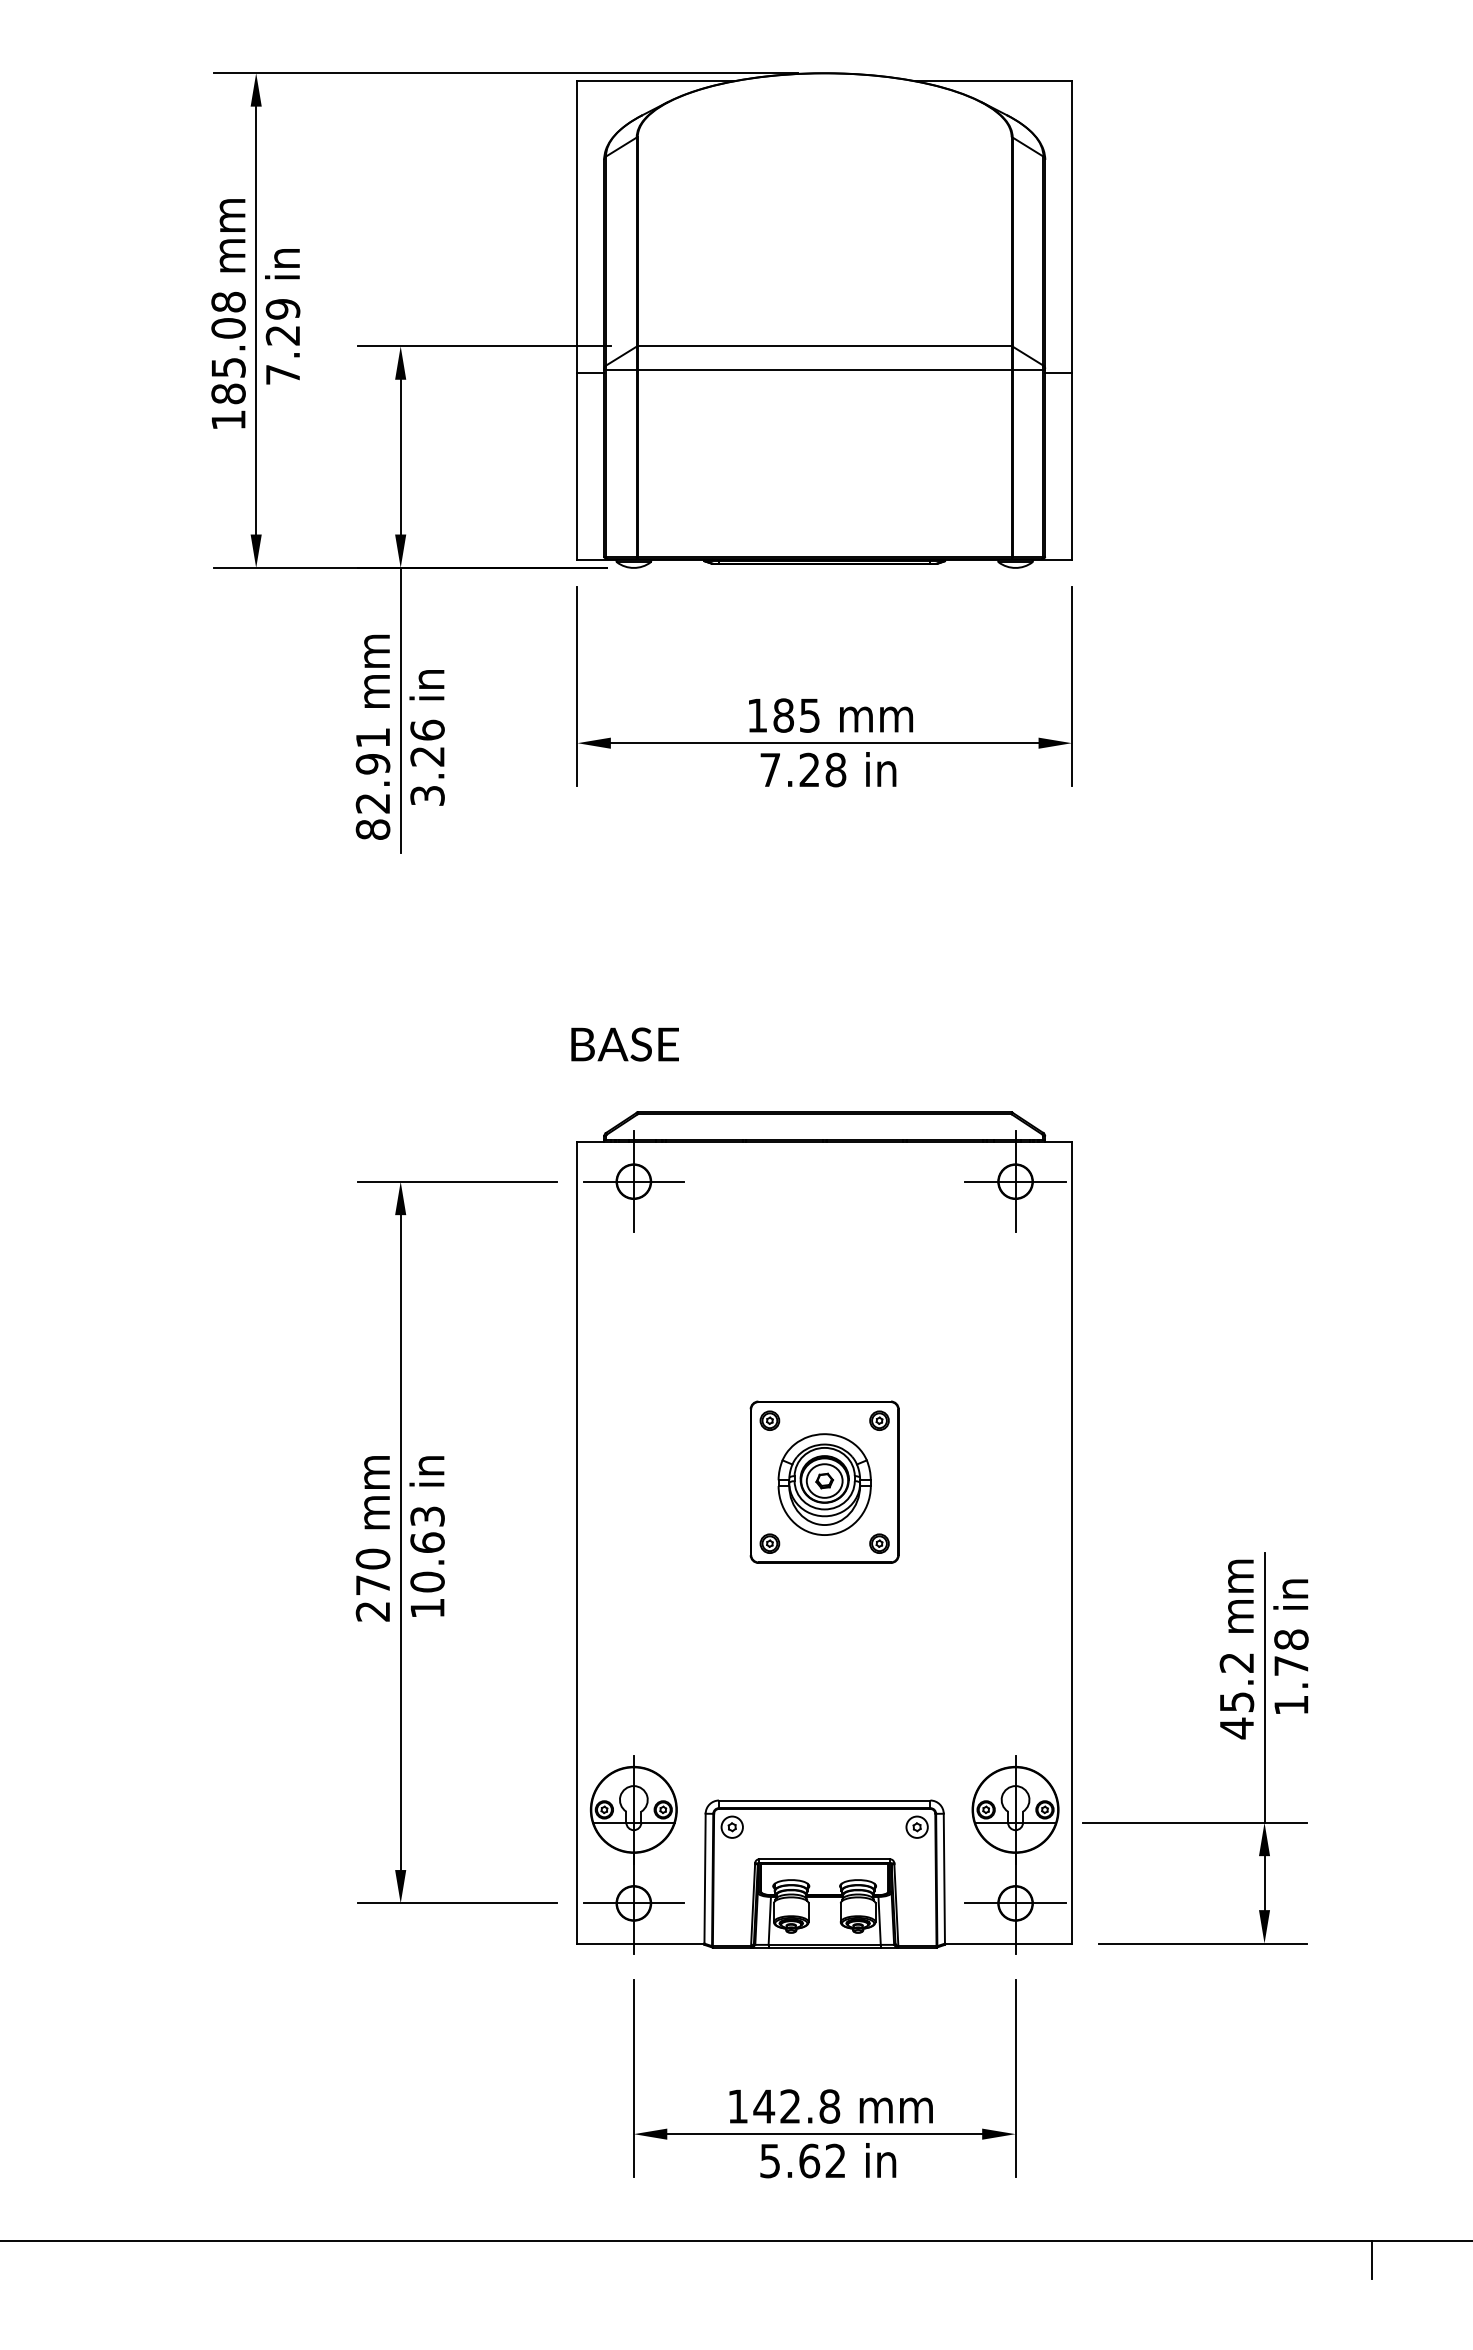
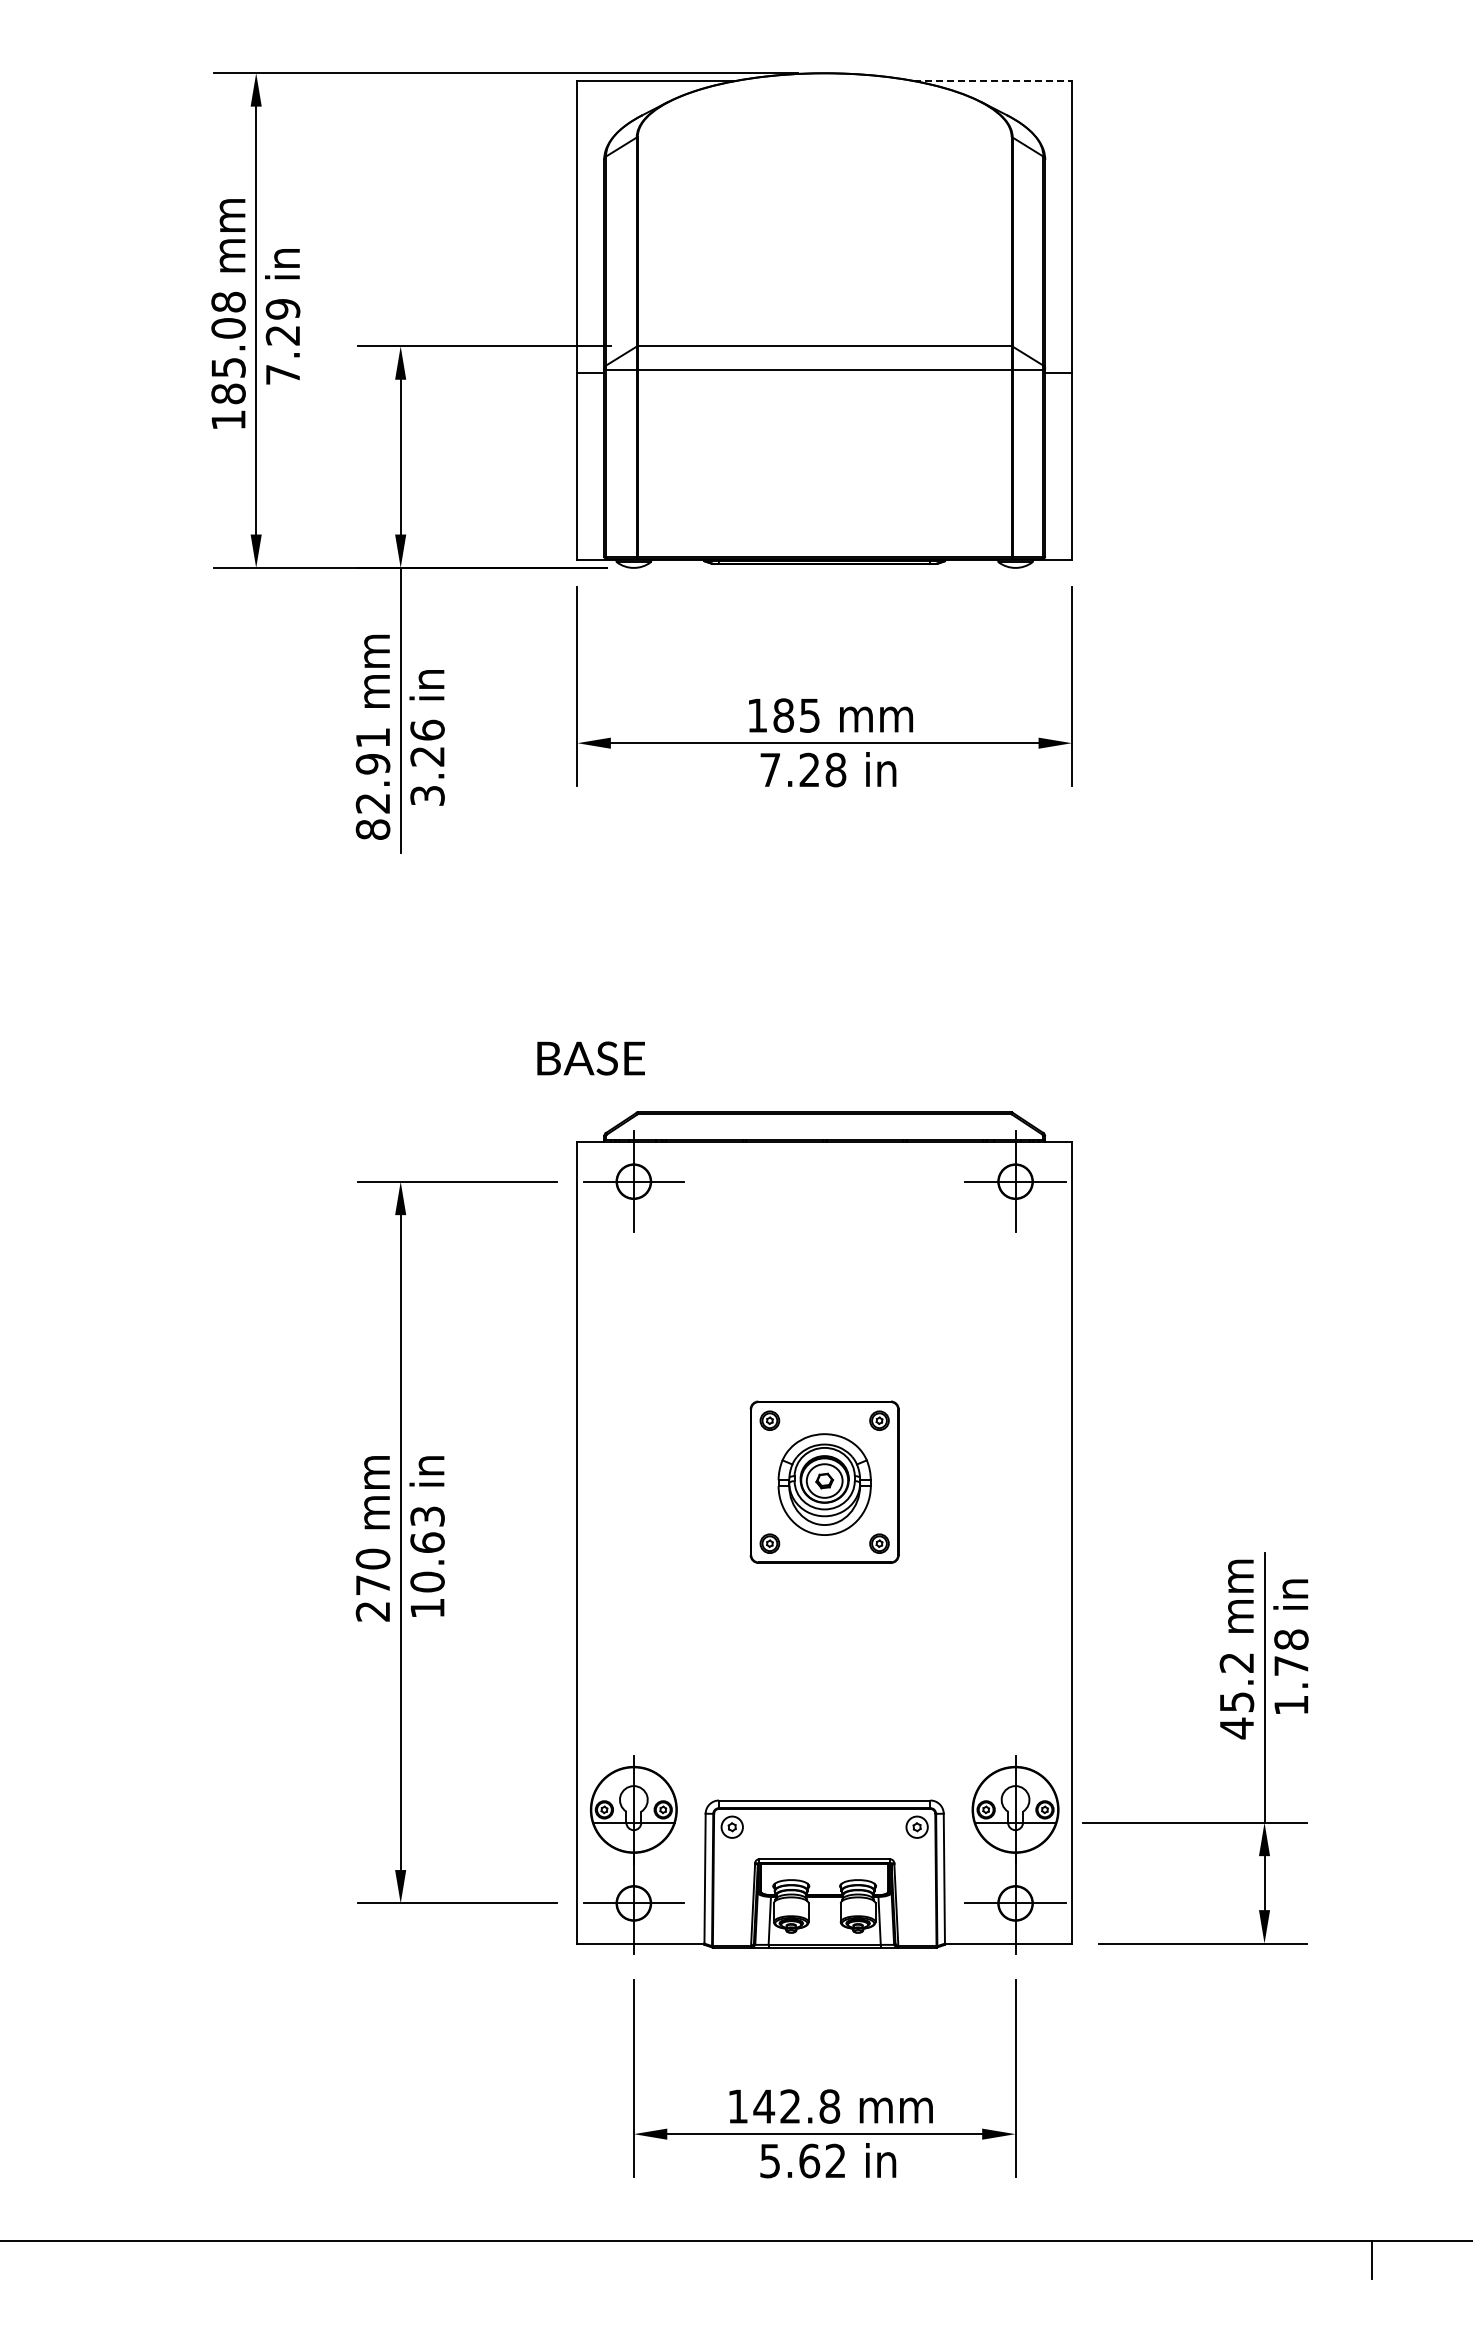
line: solid -> dashed (993, 80)
text position: (624, 1044) -> (590, 1058) (590, 1058)
